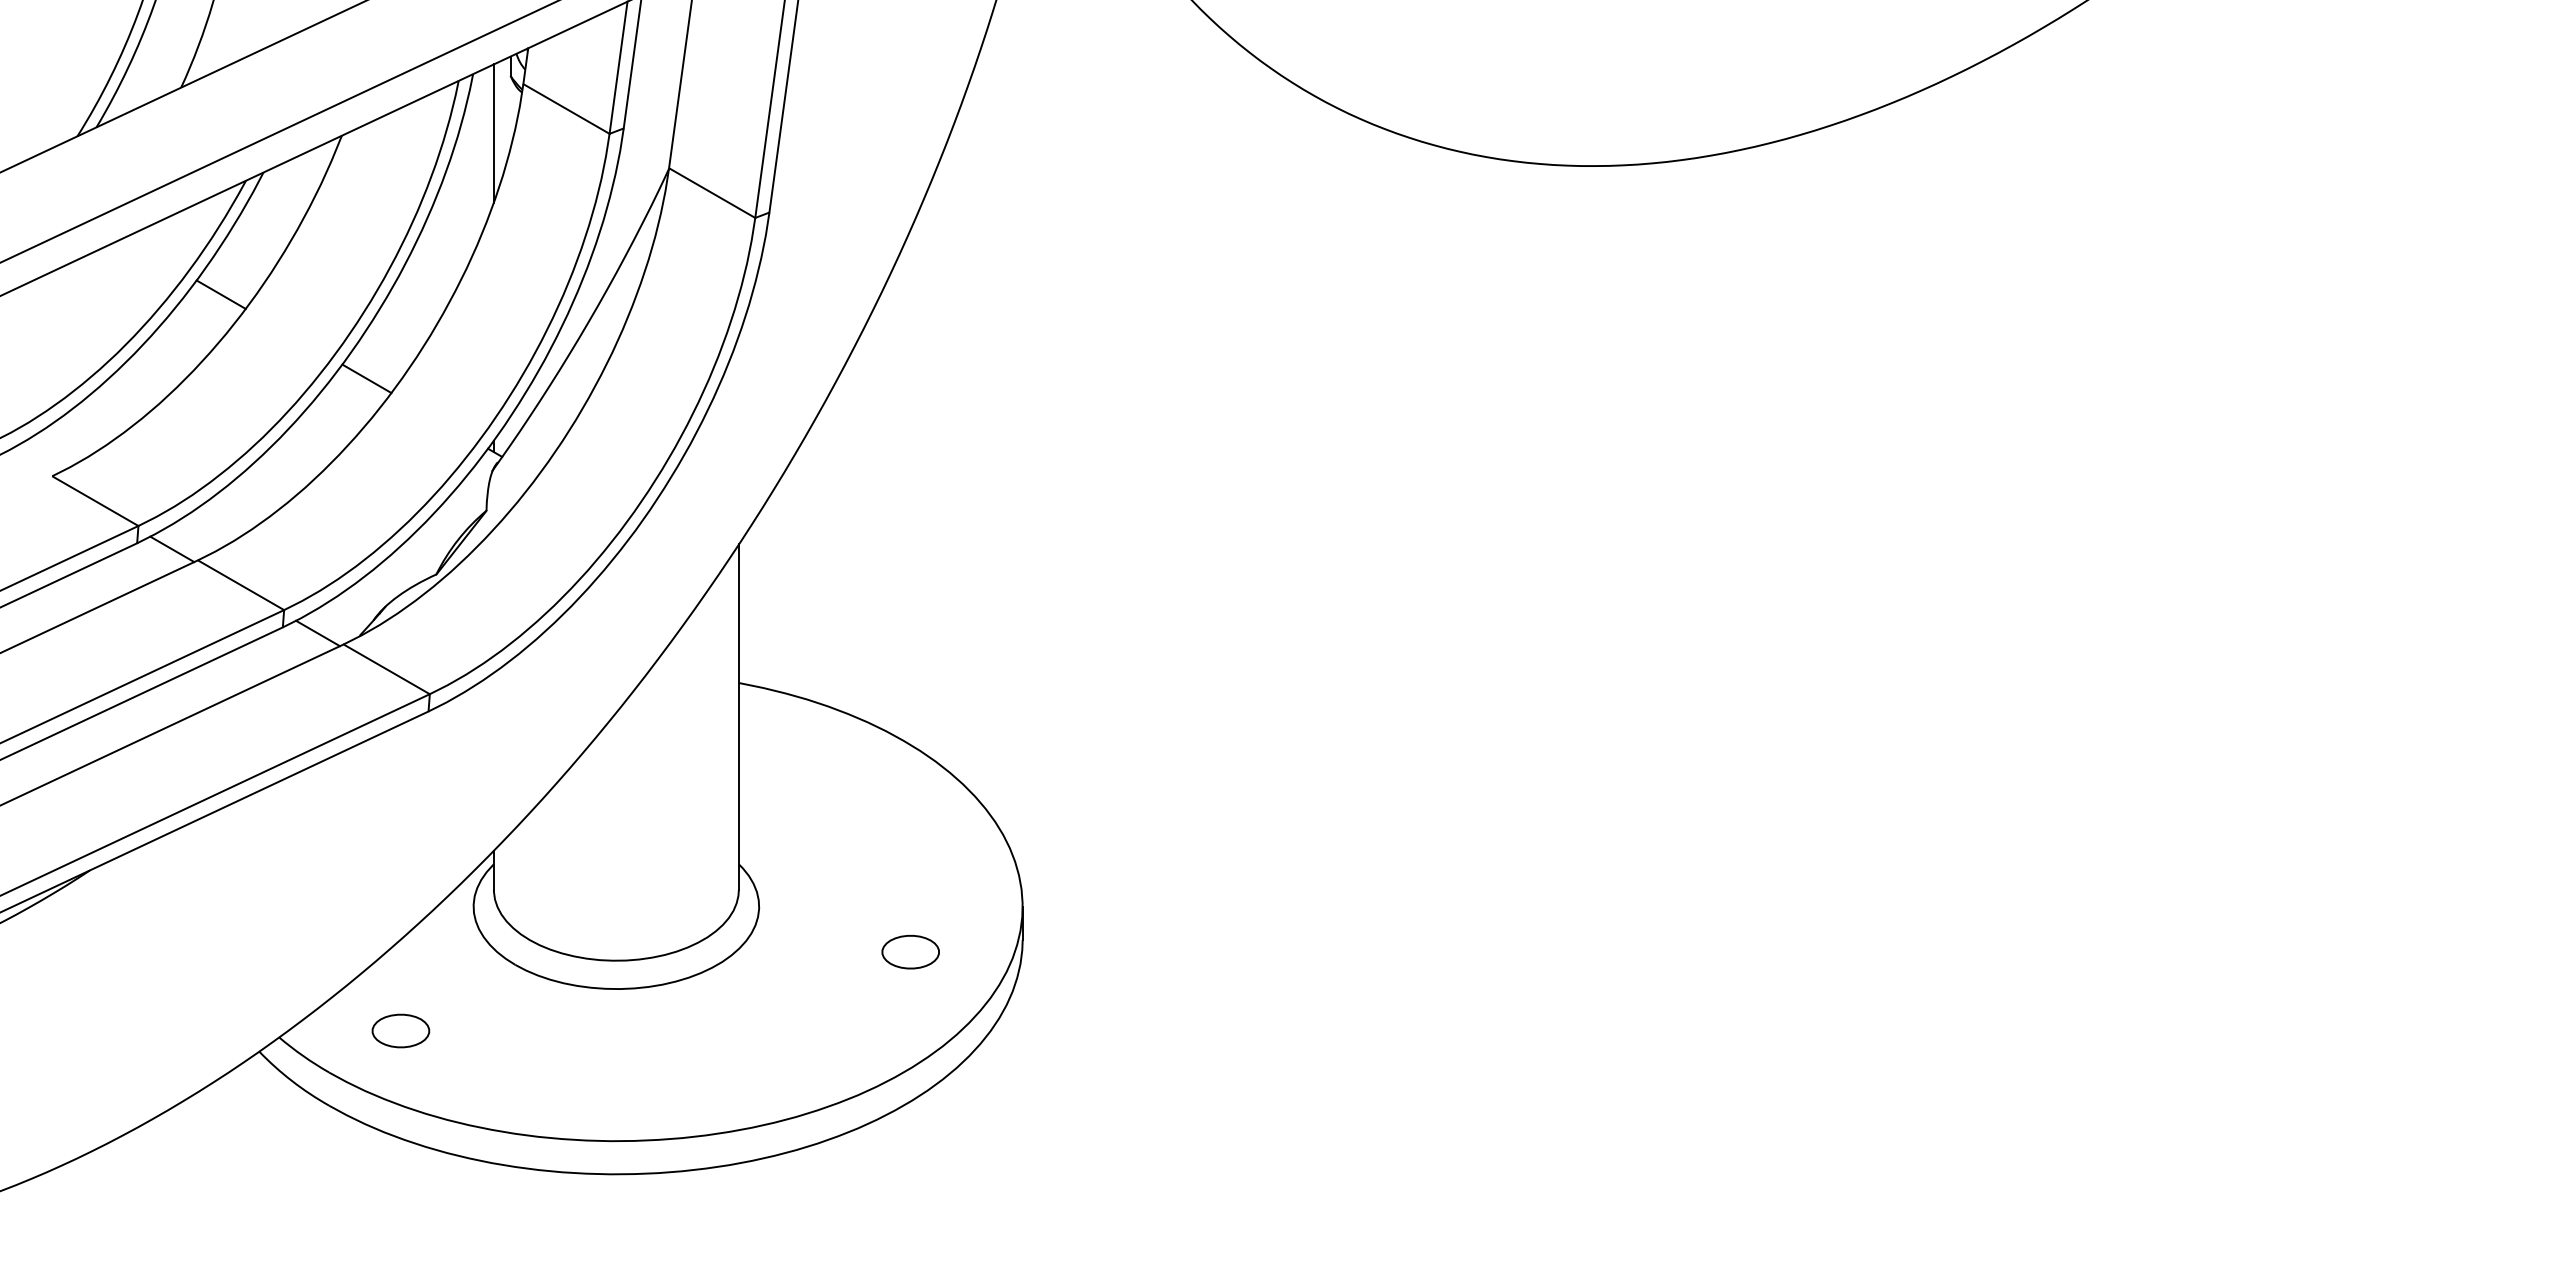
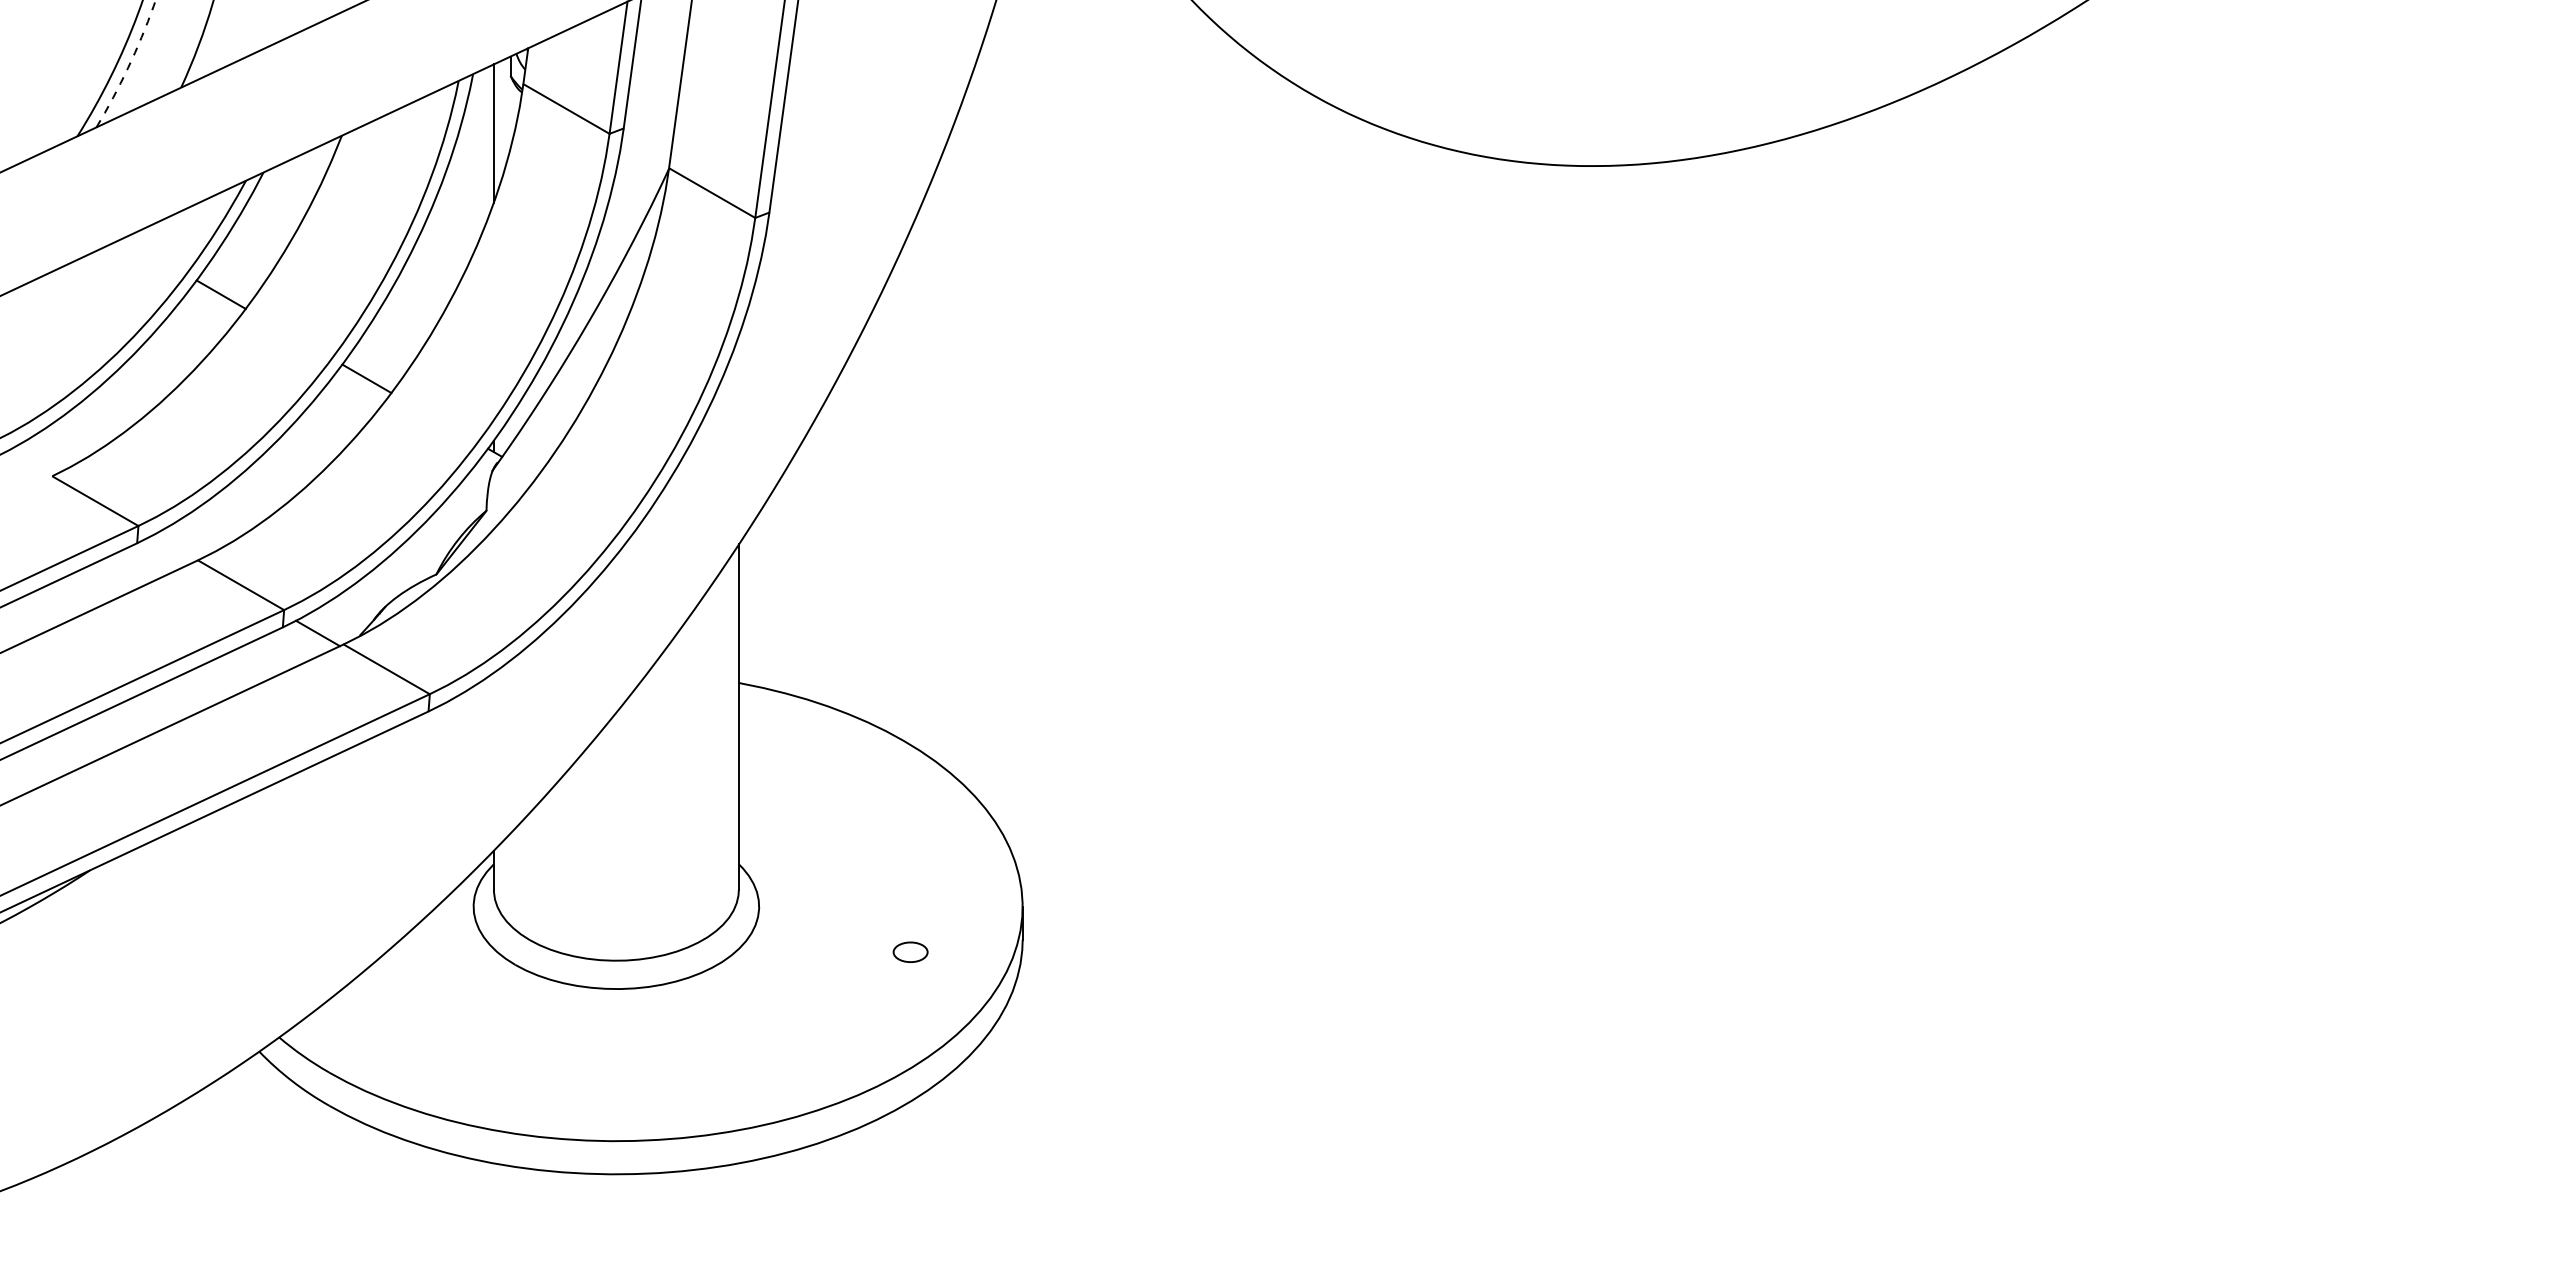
arc: solid -> dashed (129, 65)
line: present -> none (278, 131)
line: present -> none (172, 549)
part size: 59x35 px -> 37x22 px (910, 951)
part: present -> none (400, 1030)
